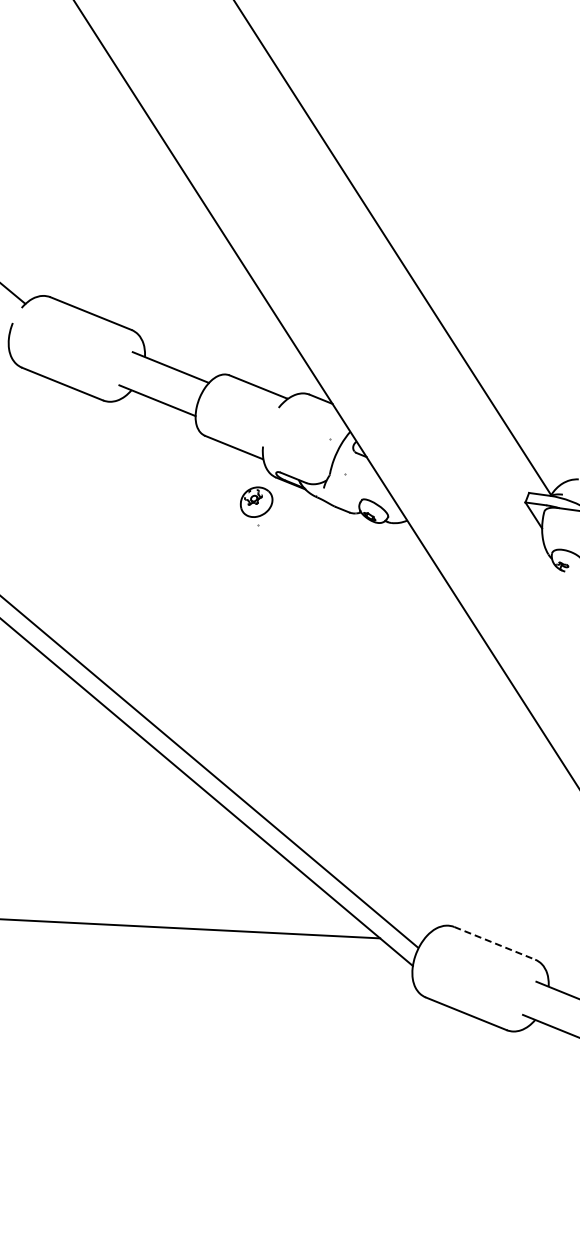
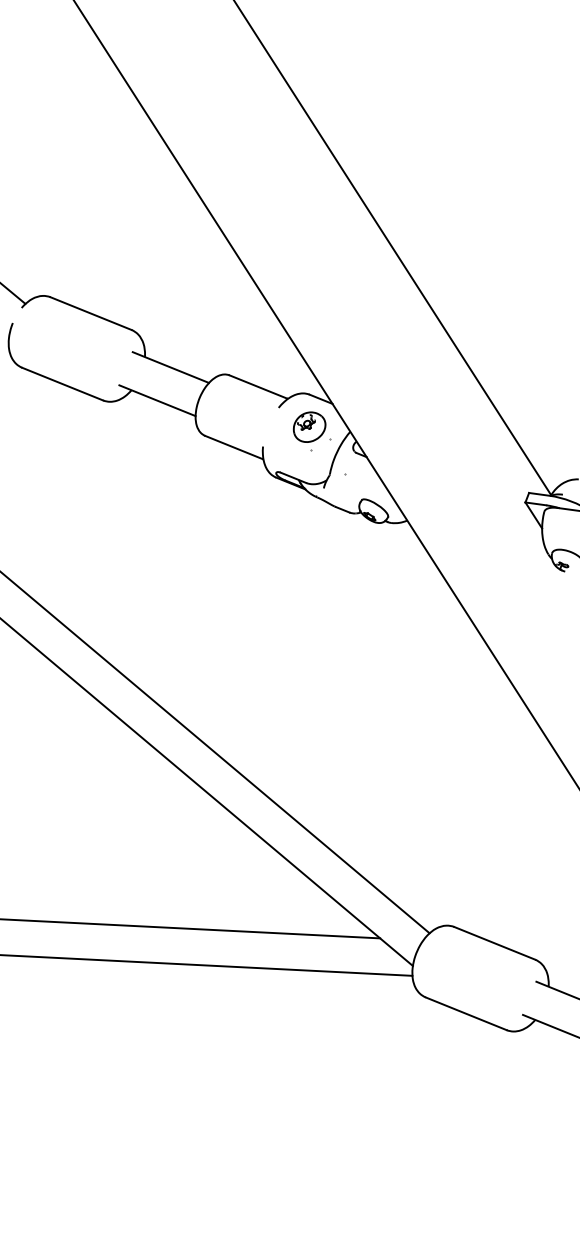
part position: (256, 506) -> (309, 431) (309, 431)
line position: (209, 772) -> (215, 753) (215, 753)
line: dashed -> solid (494, 943)
line: none -> present (207, 965)
